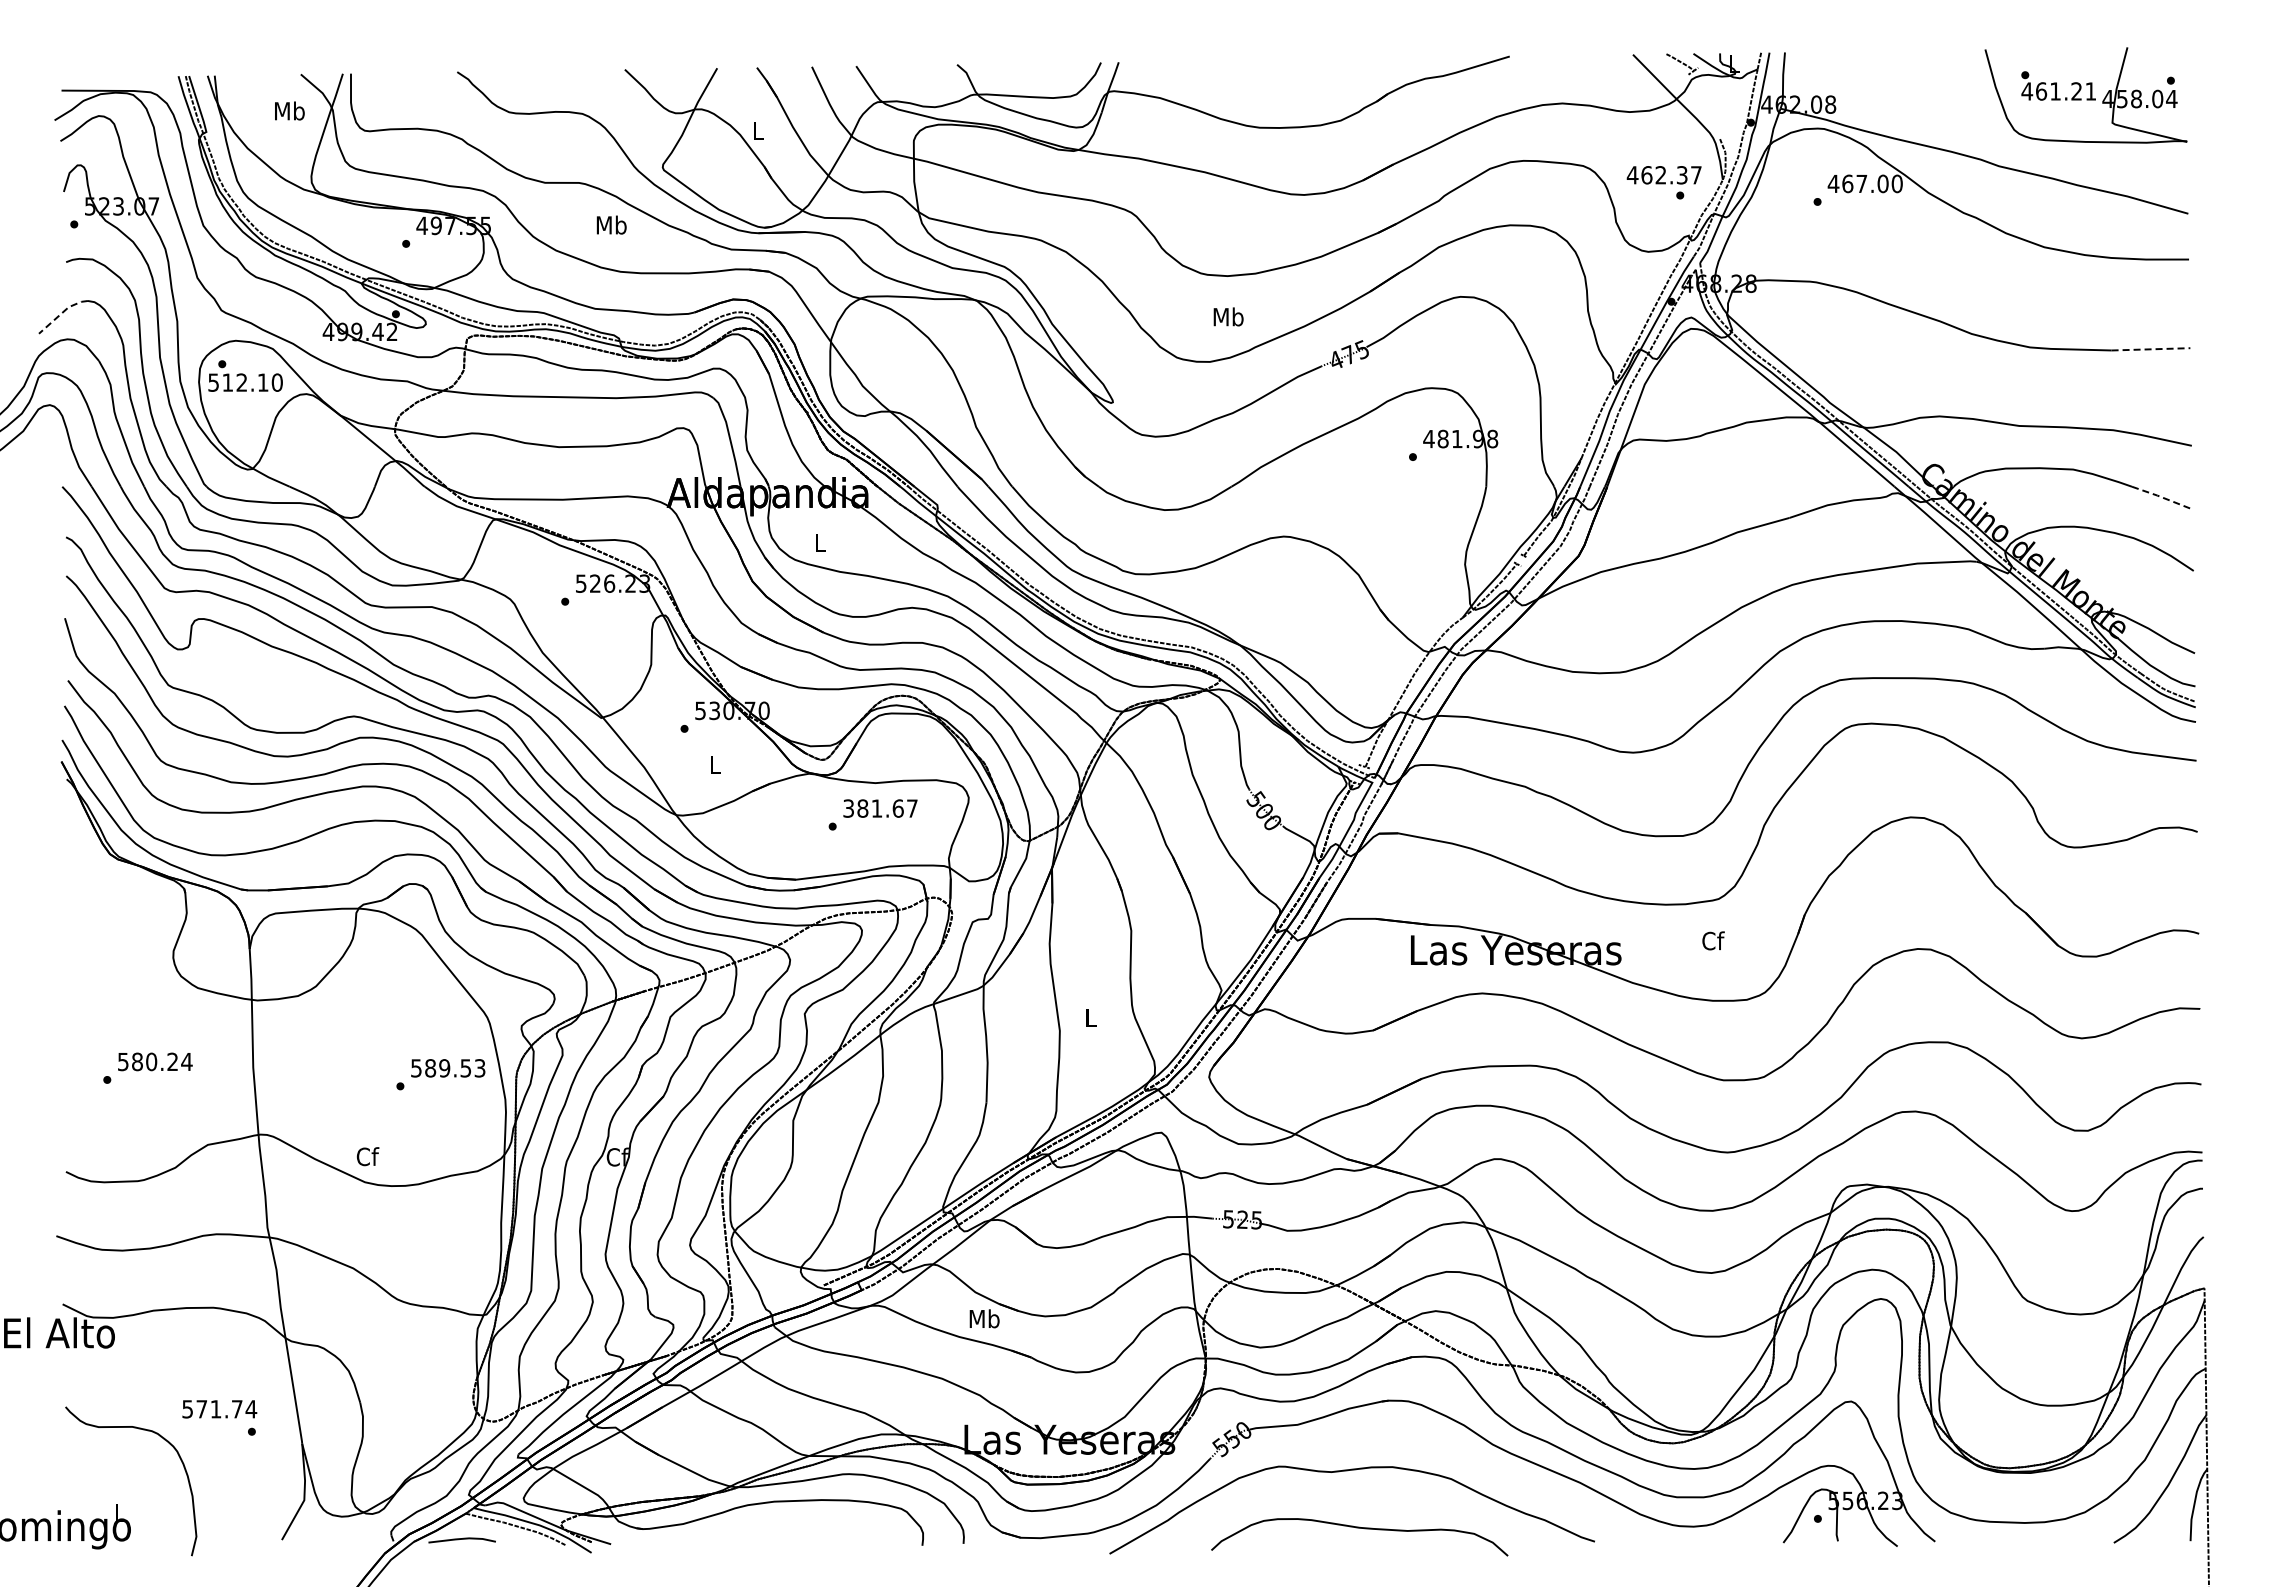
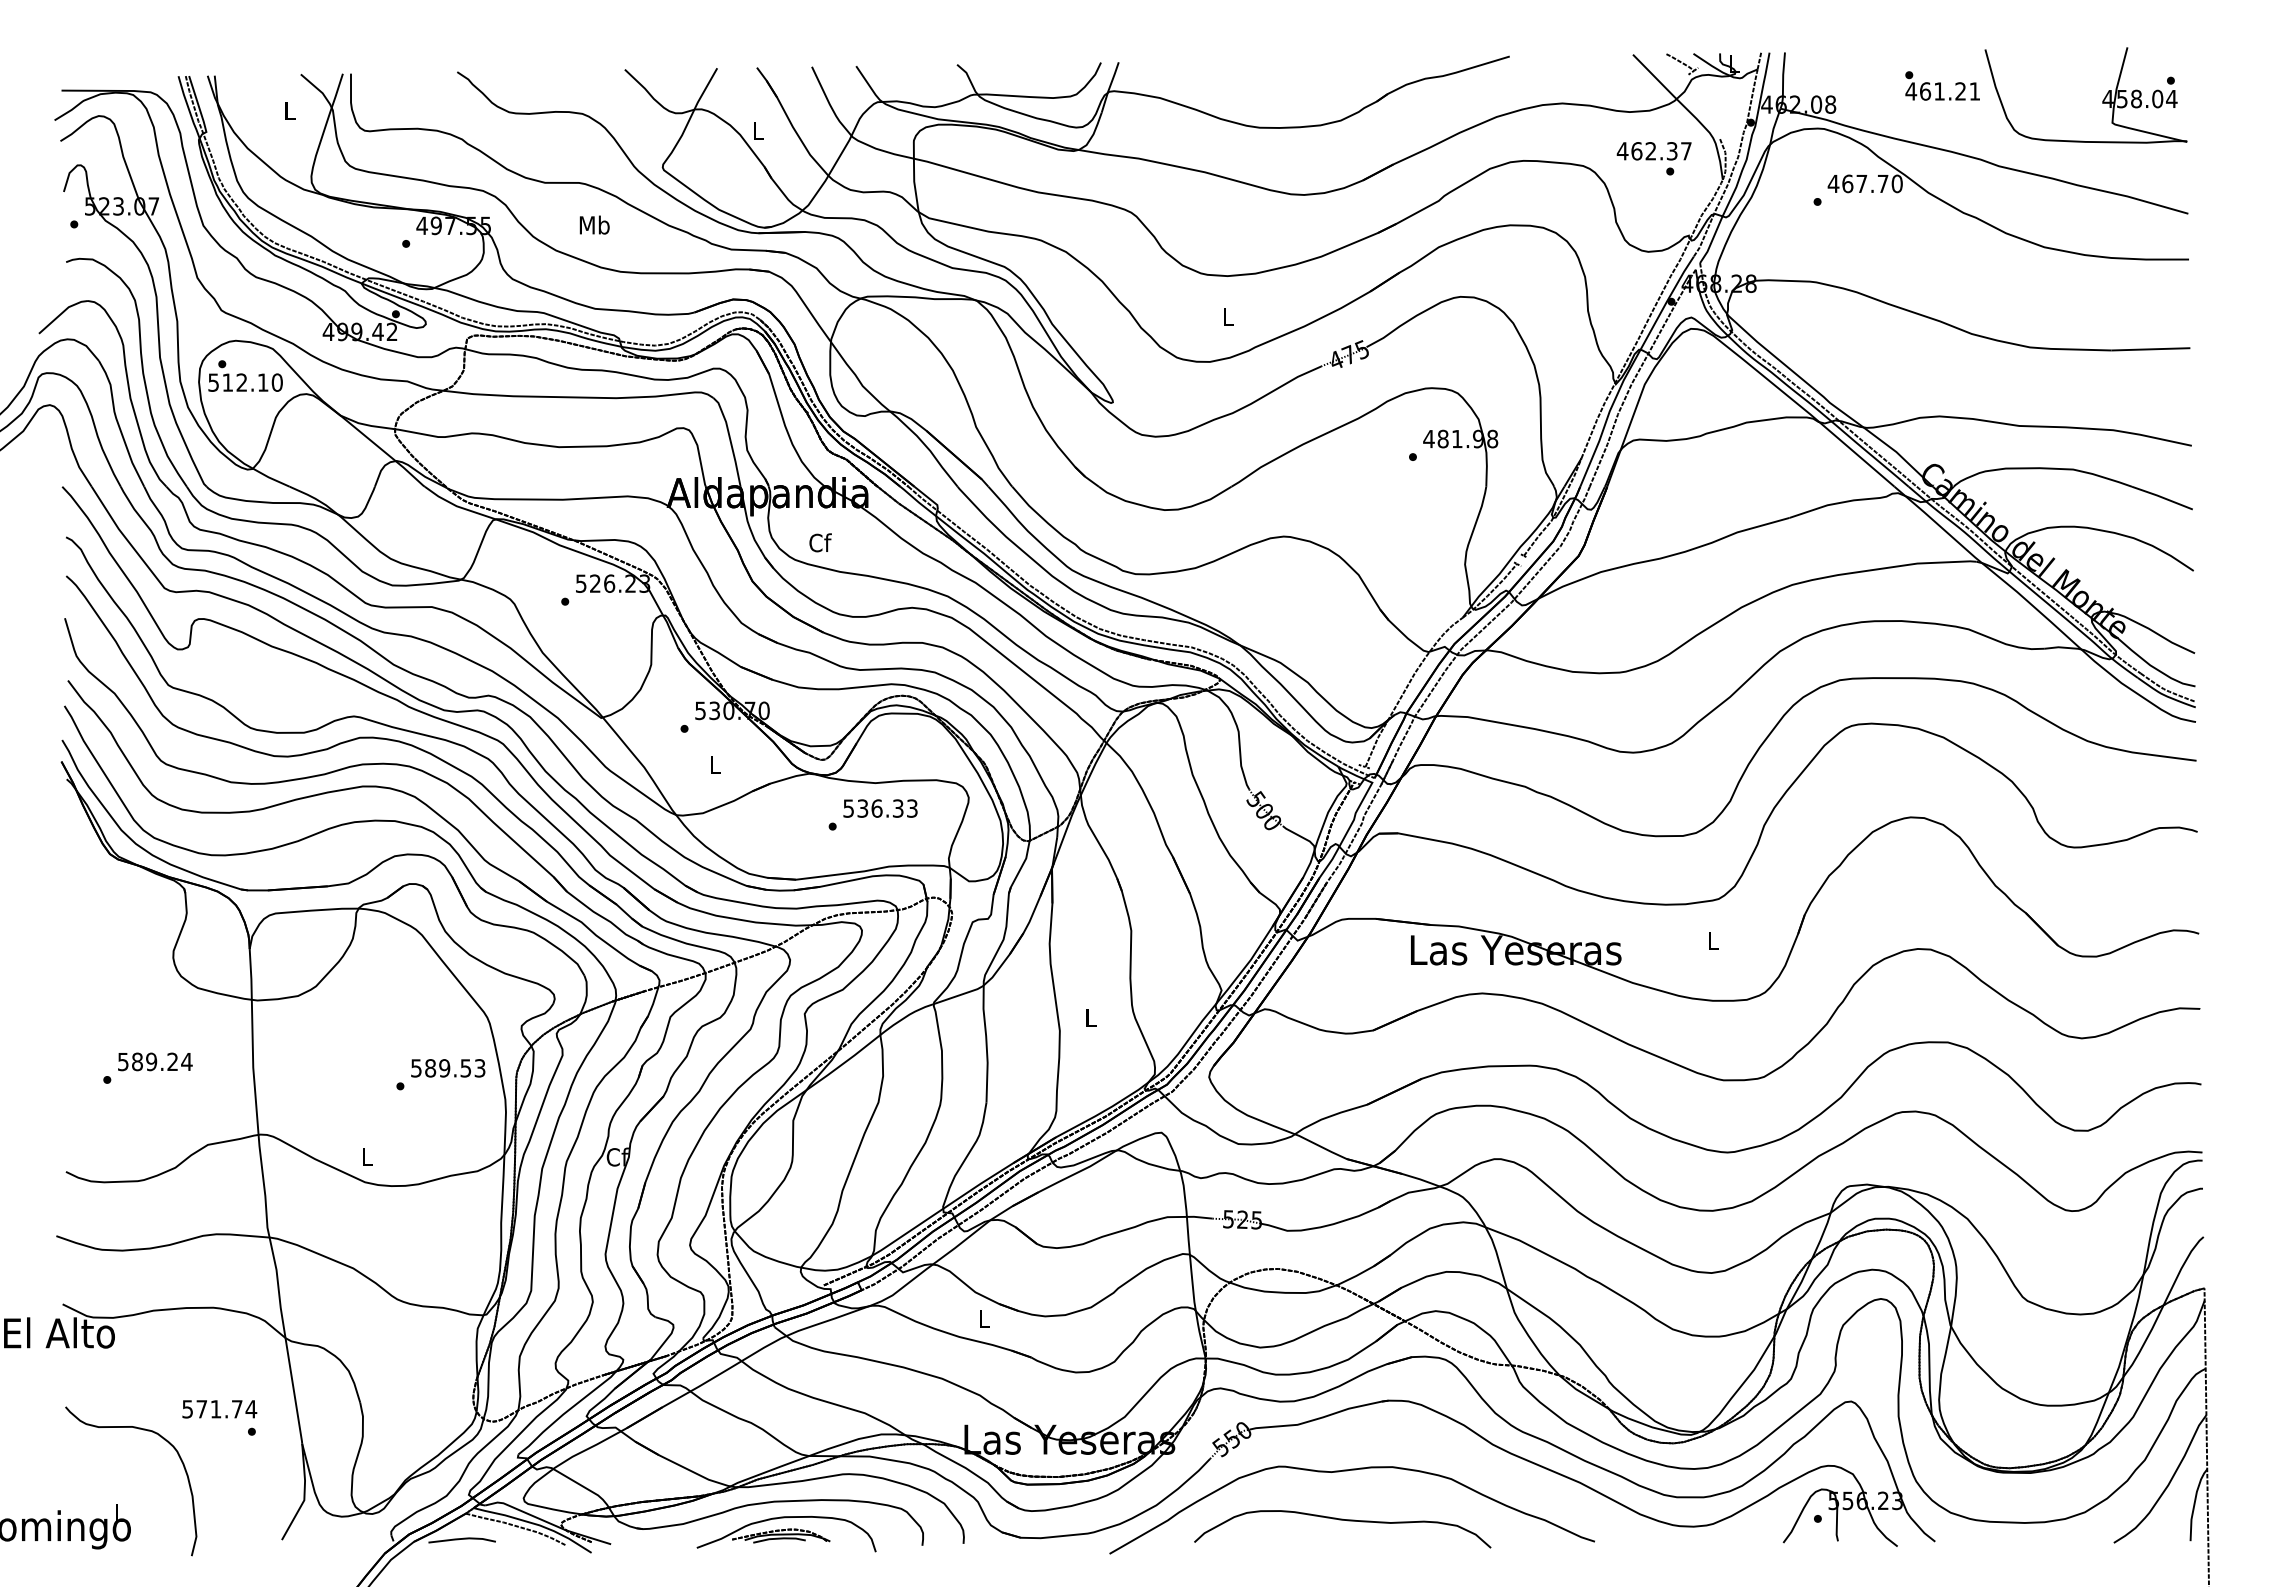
text position: (2058, 85) -> (1942, 85) (1942, 85)
text: Mb -> L (289, 110)
text position: (1663, 182) -> (1653, 158) (1653, 158)
text: 467.00 -> 467.70 (1882, 183)
text position: (611, 224) -> (594, 224) (594, 224)
line: dashed -> solid (62, 313)
text: Mb -> L (1228, 316)
line: dashed -> solid (2151, 349)
line: dashed -> solid (2162, 497)
text: L -> Cf (820, 542)
text: 381.67 -> 536.33 (880, 808)
text: Cf -> L (1713, 940)
text: 580.24 -> 589.24 (151, 1062)
text: Cf -> L (367, 1156)
text: Mb -> L (984, 1318)
curve position: (1359, 1528) -> (1342, 1520) (1342, 1520)
part: none -> present (786, 1534)
